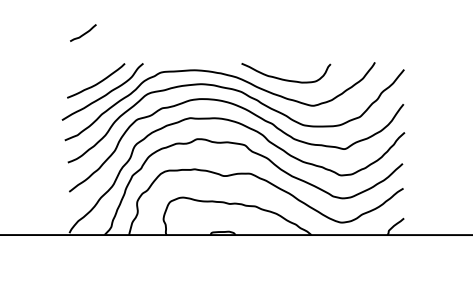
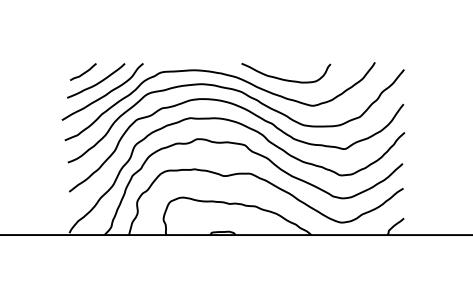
curve position: (83, 33) -> (83, 72) (83, 72)
